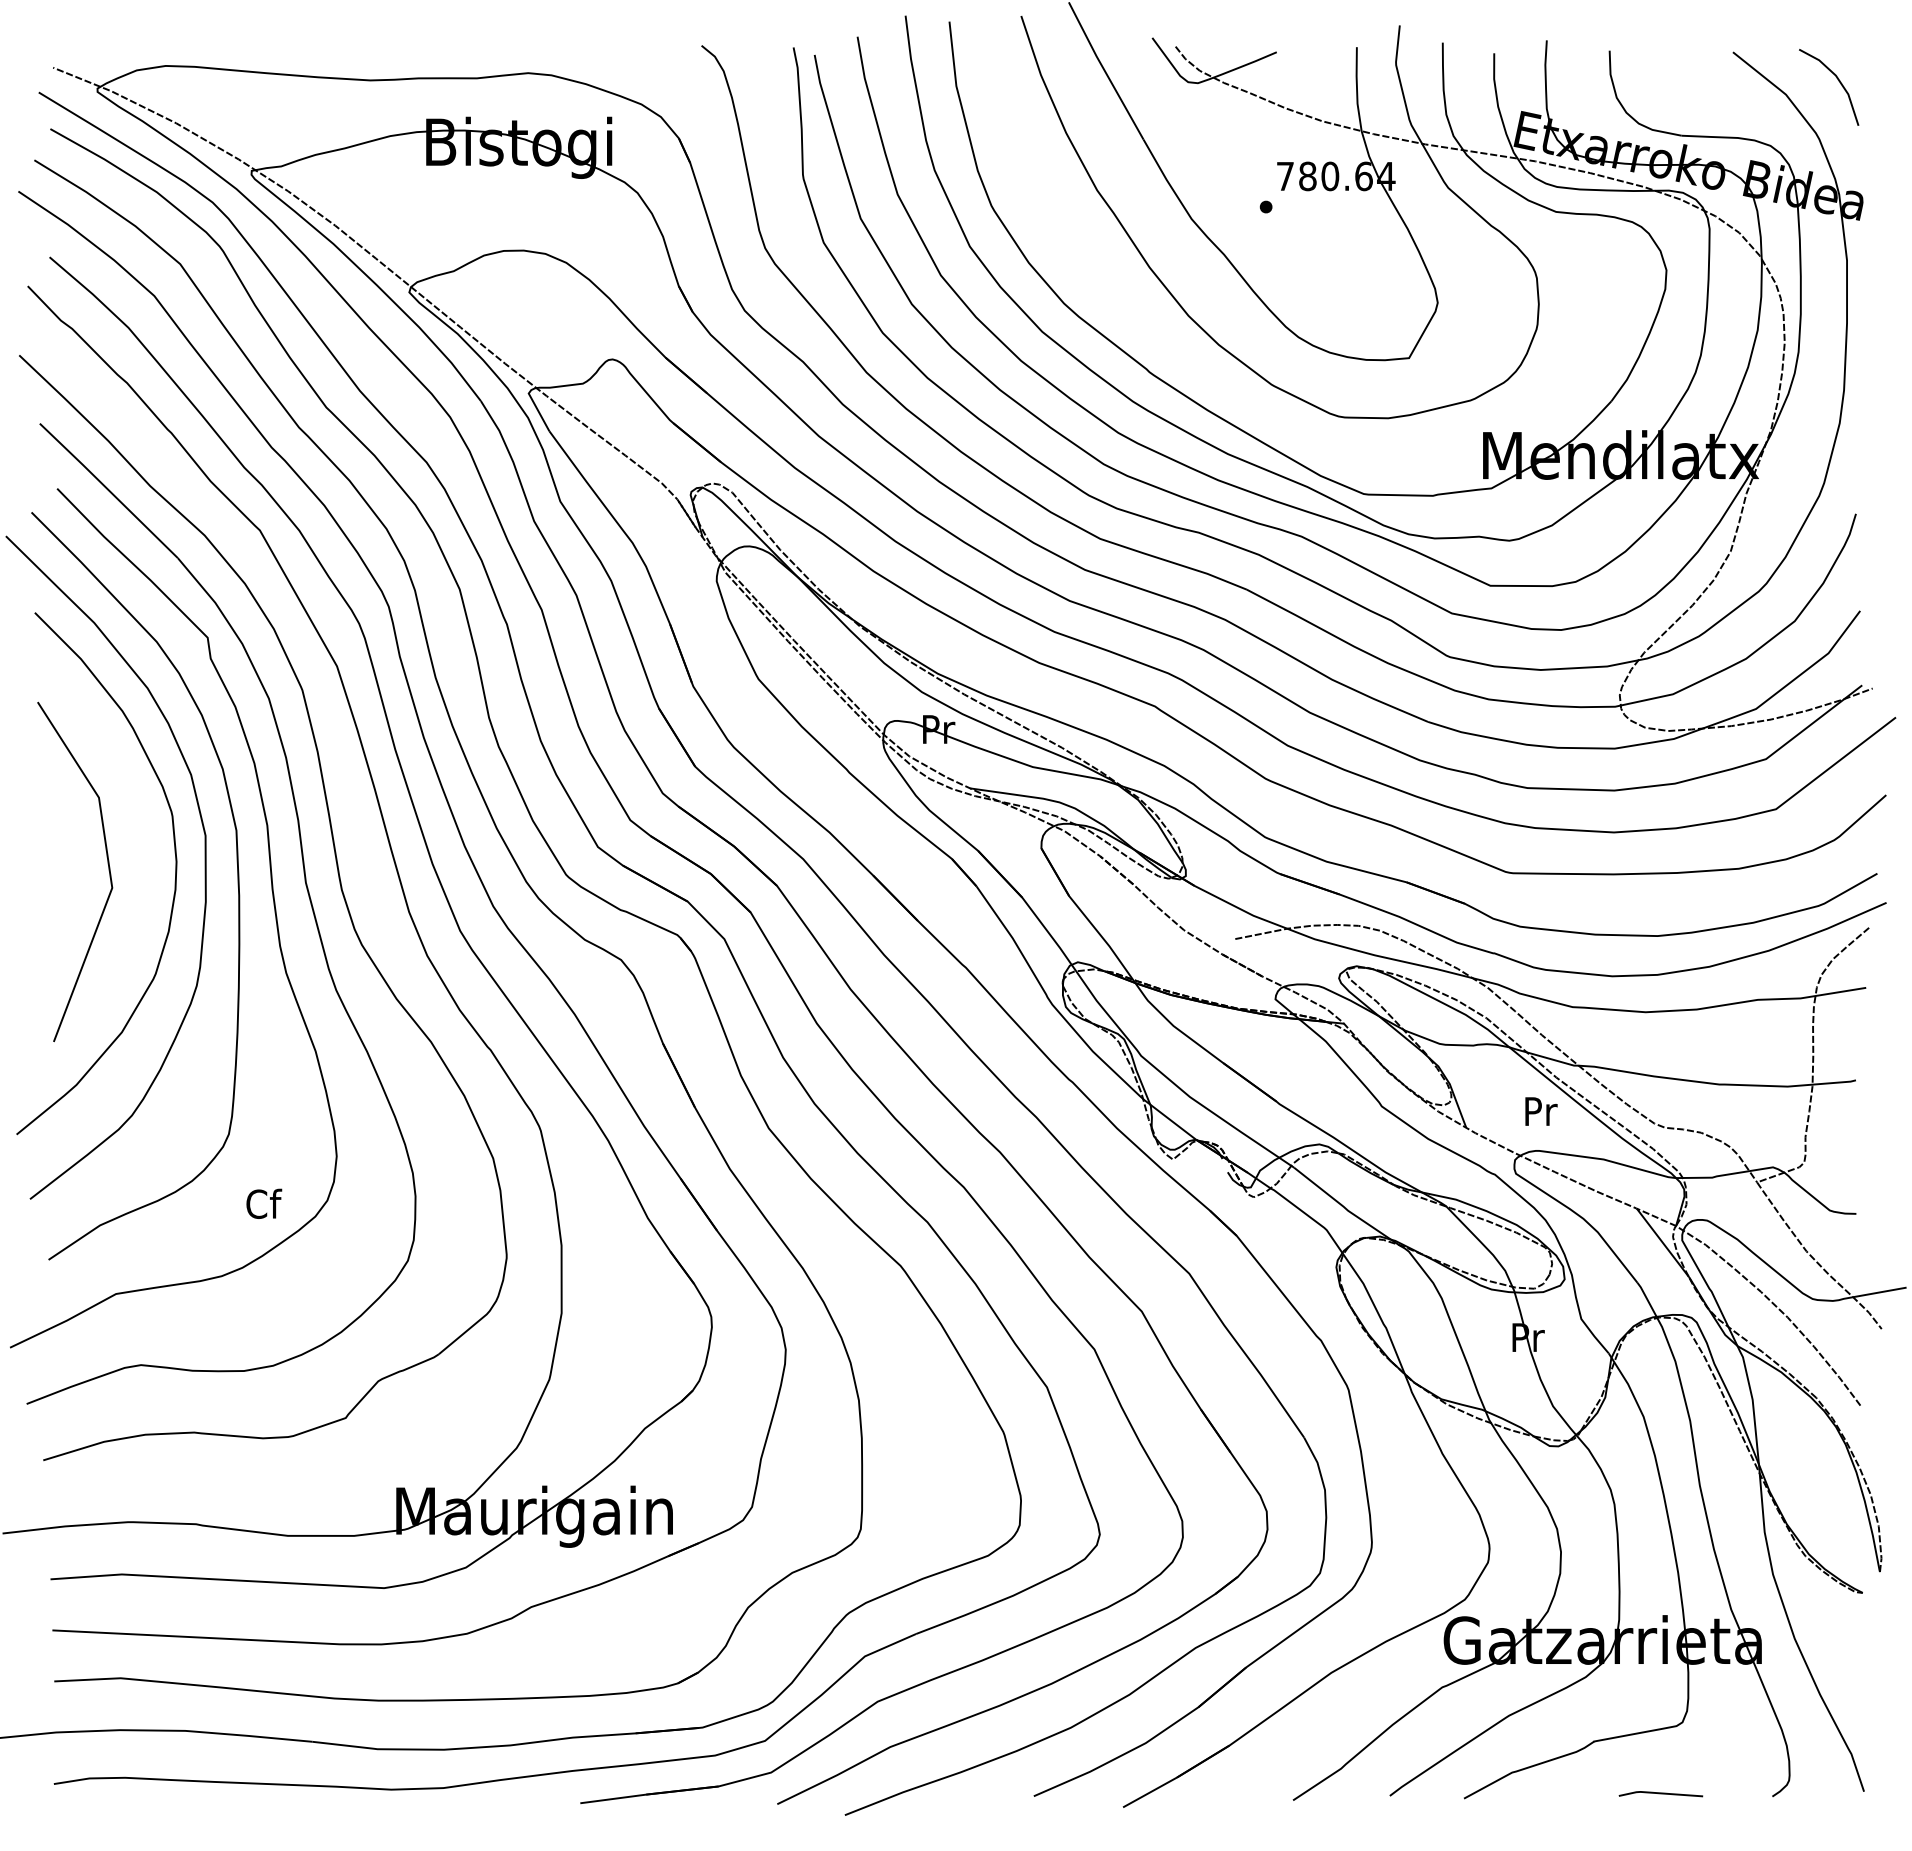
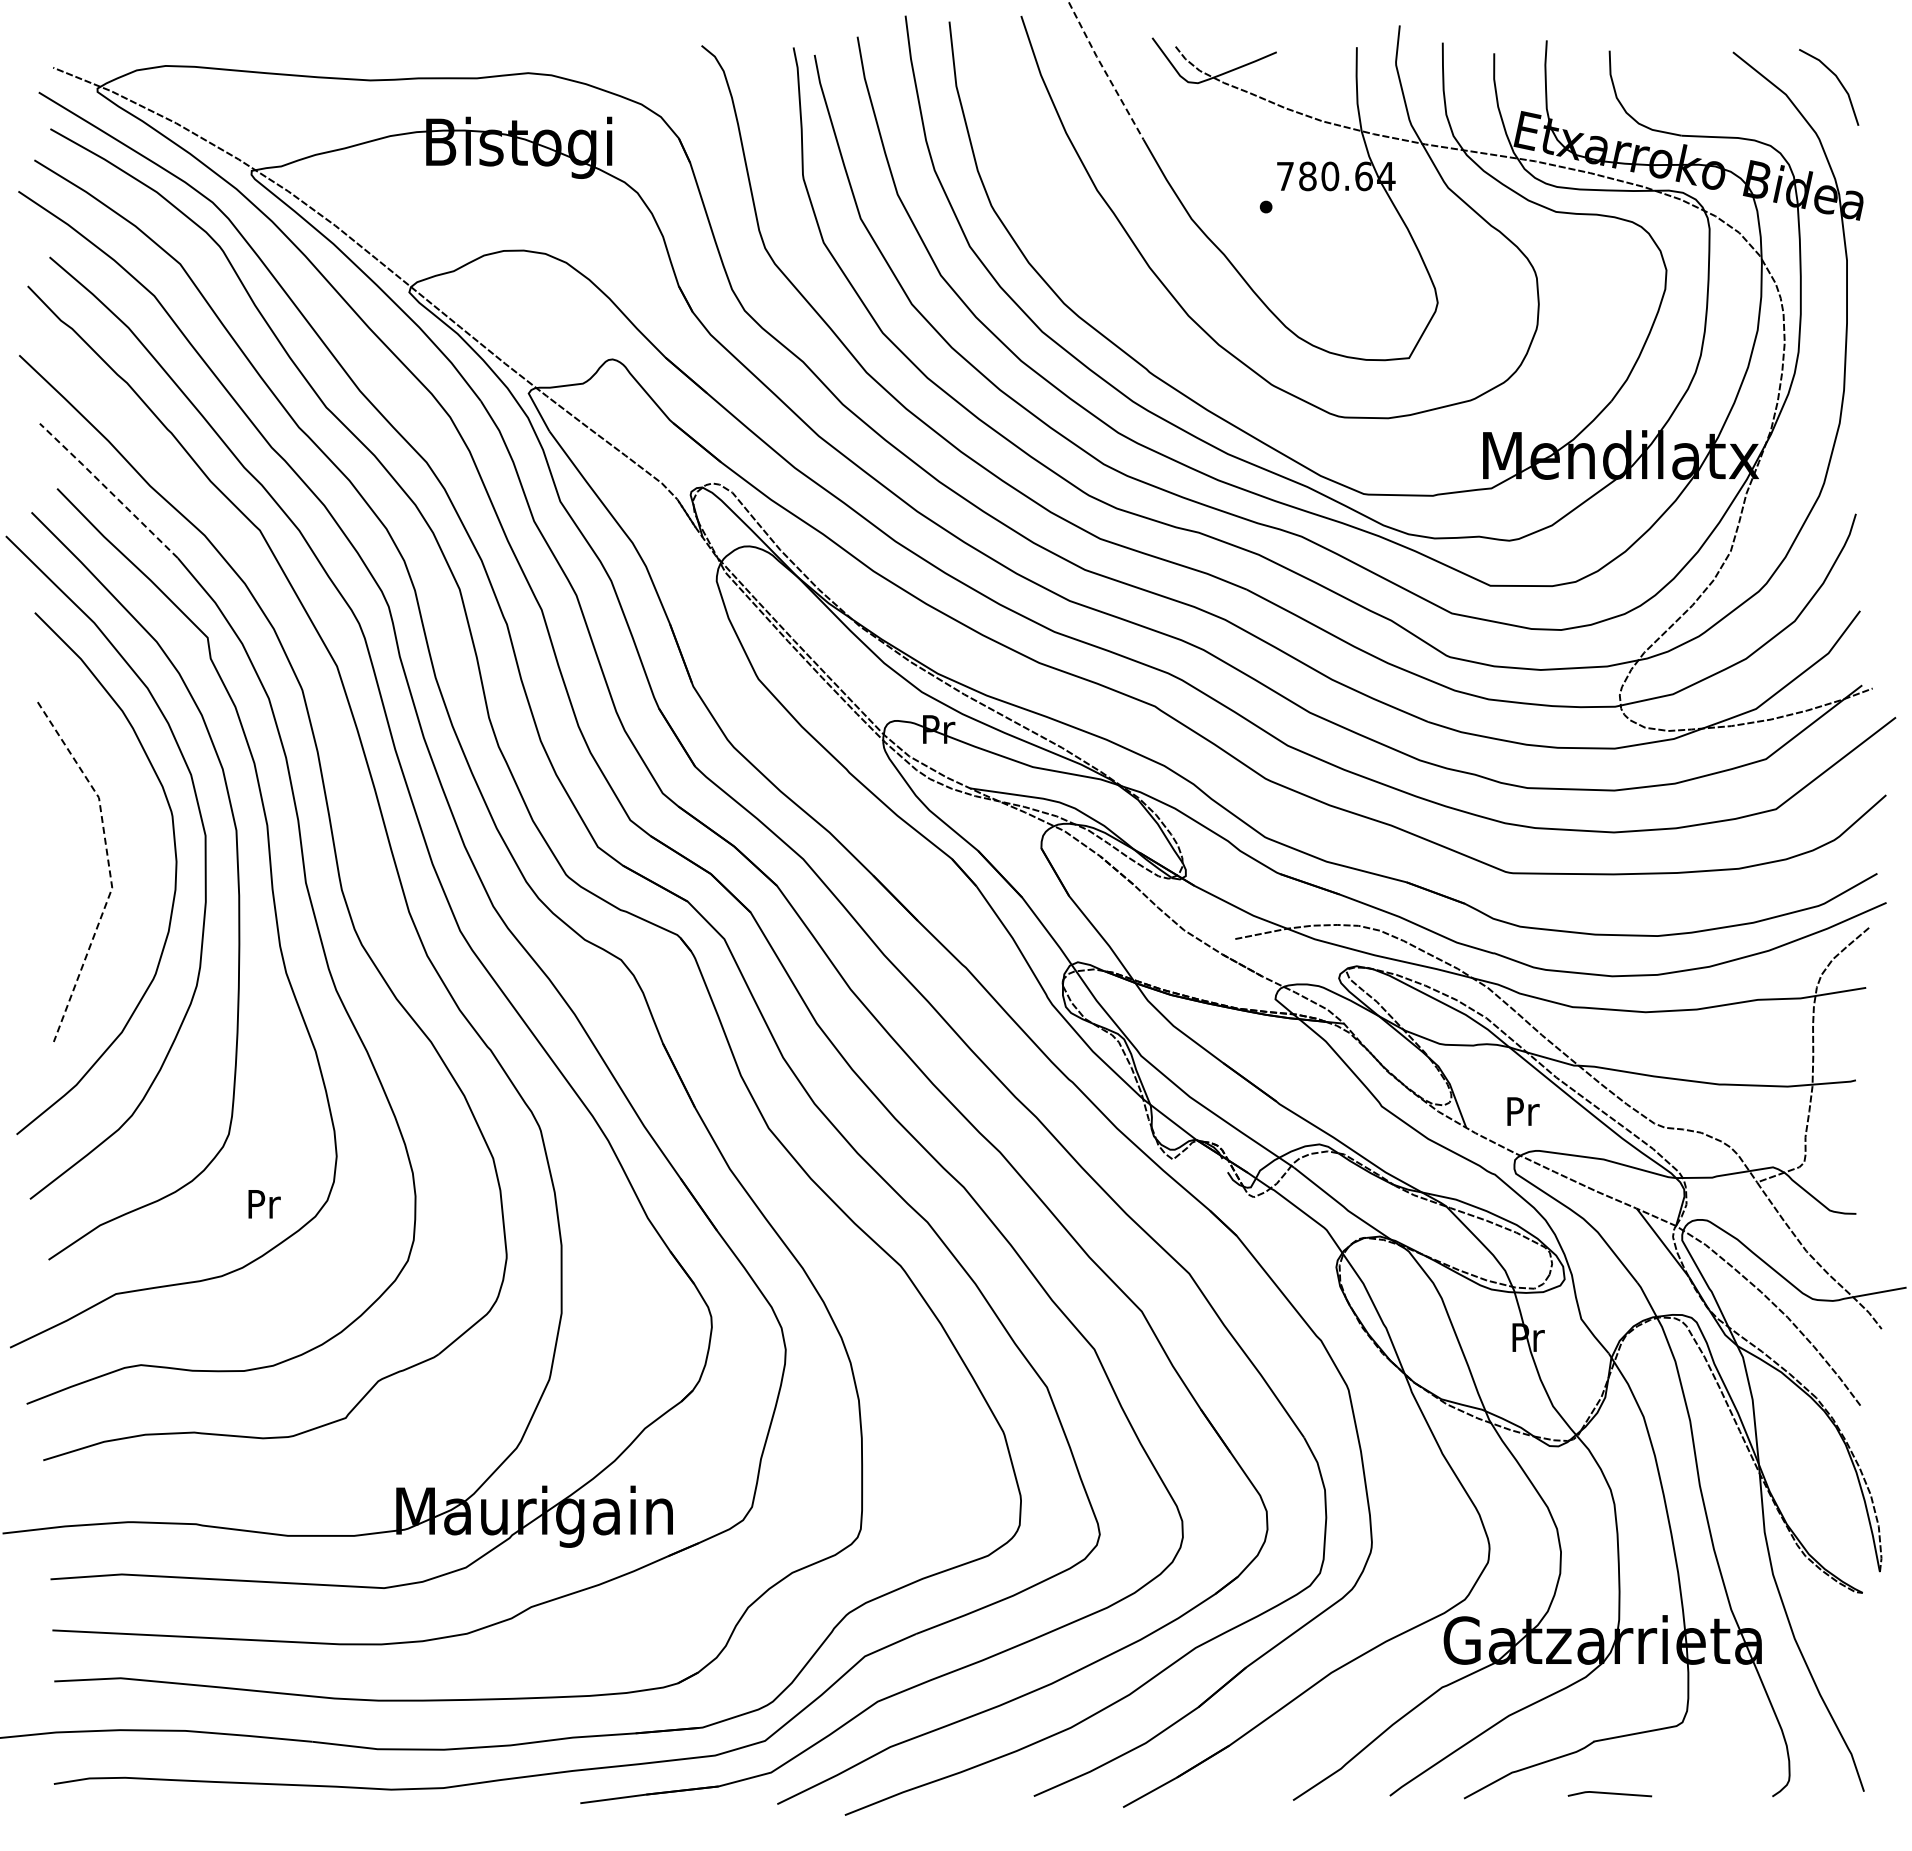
line: solid -> dashed (1105, 72)
line: solid -> dashed (109, 490)
line: solid -> dashed (109, 868)
text position: (1541, 1111) -> (1523, 1111) (1523, 1111)
text: Cf -> Pr (264, 1203)
line position: (1660, 1794) -> (1609, 1794) (1609, 1794)
